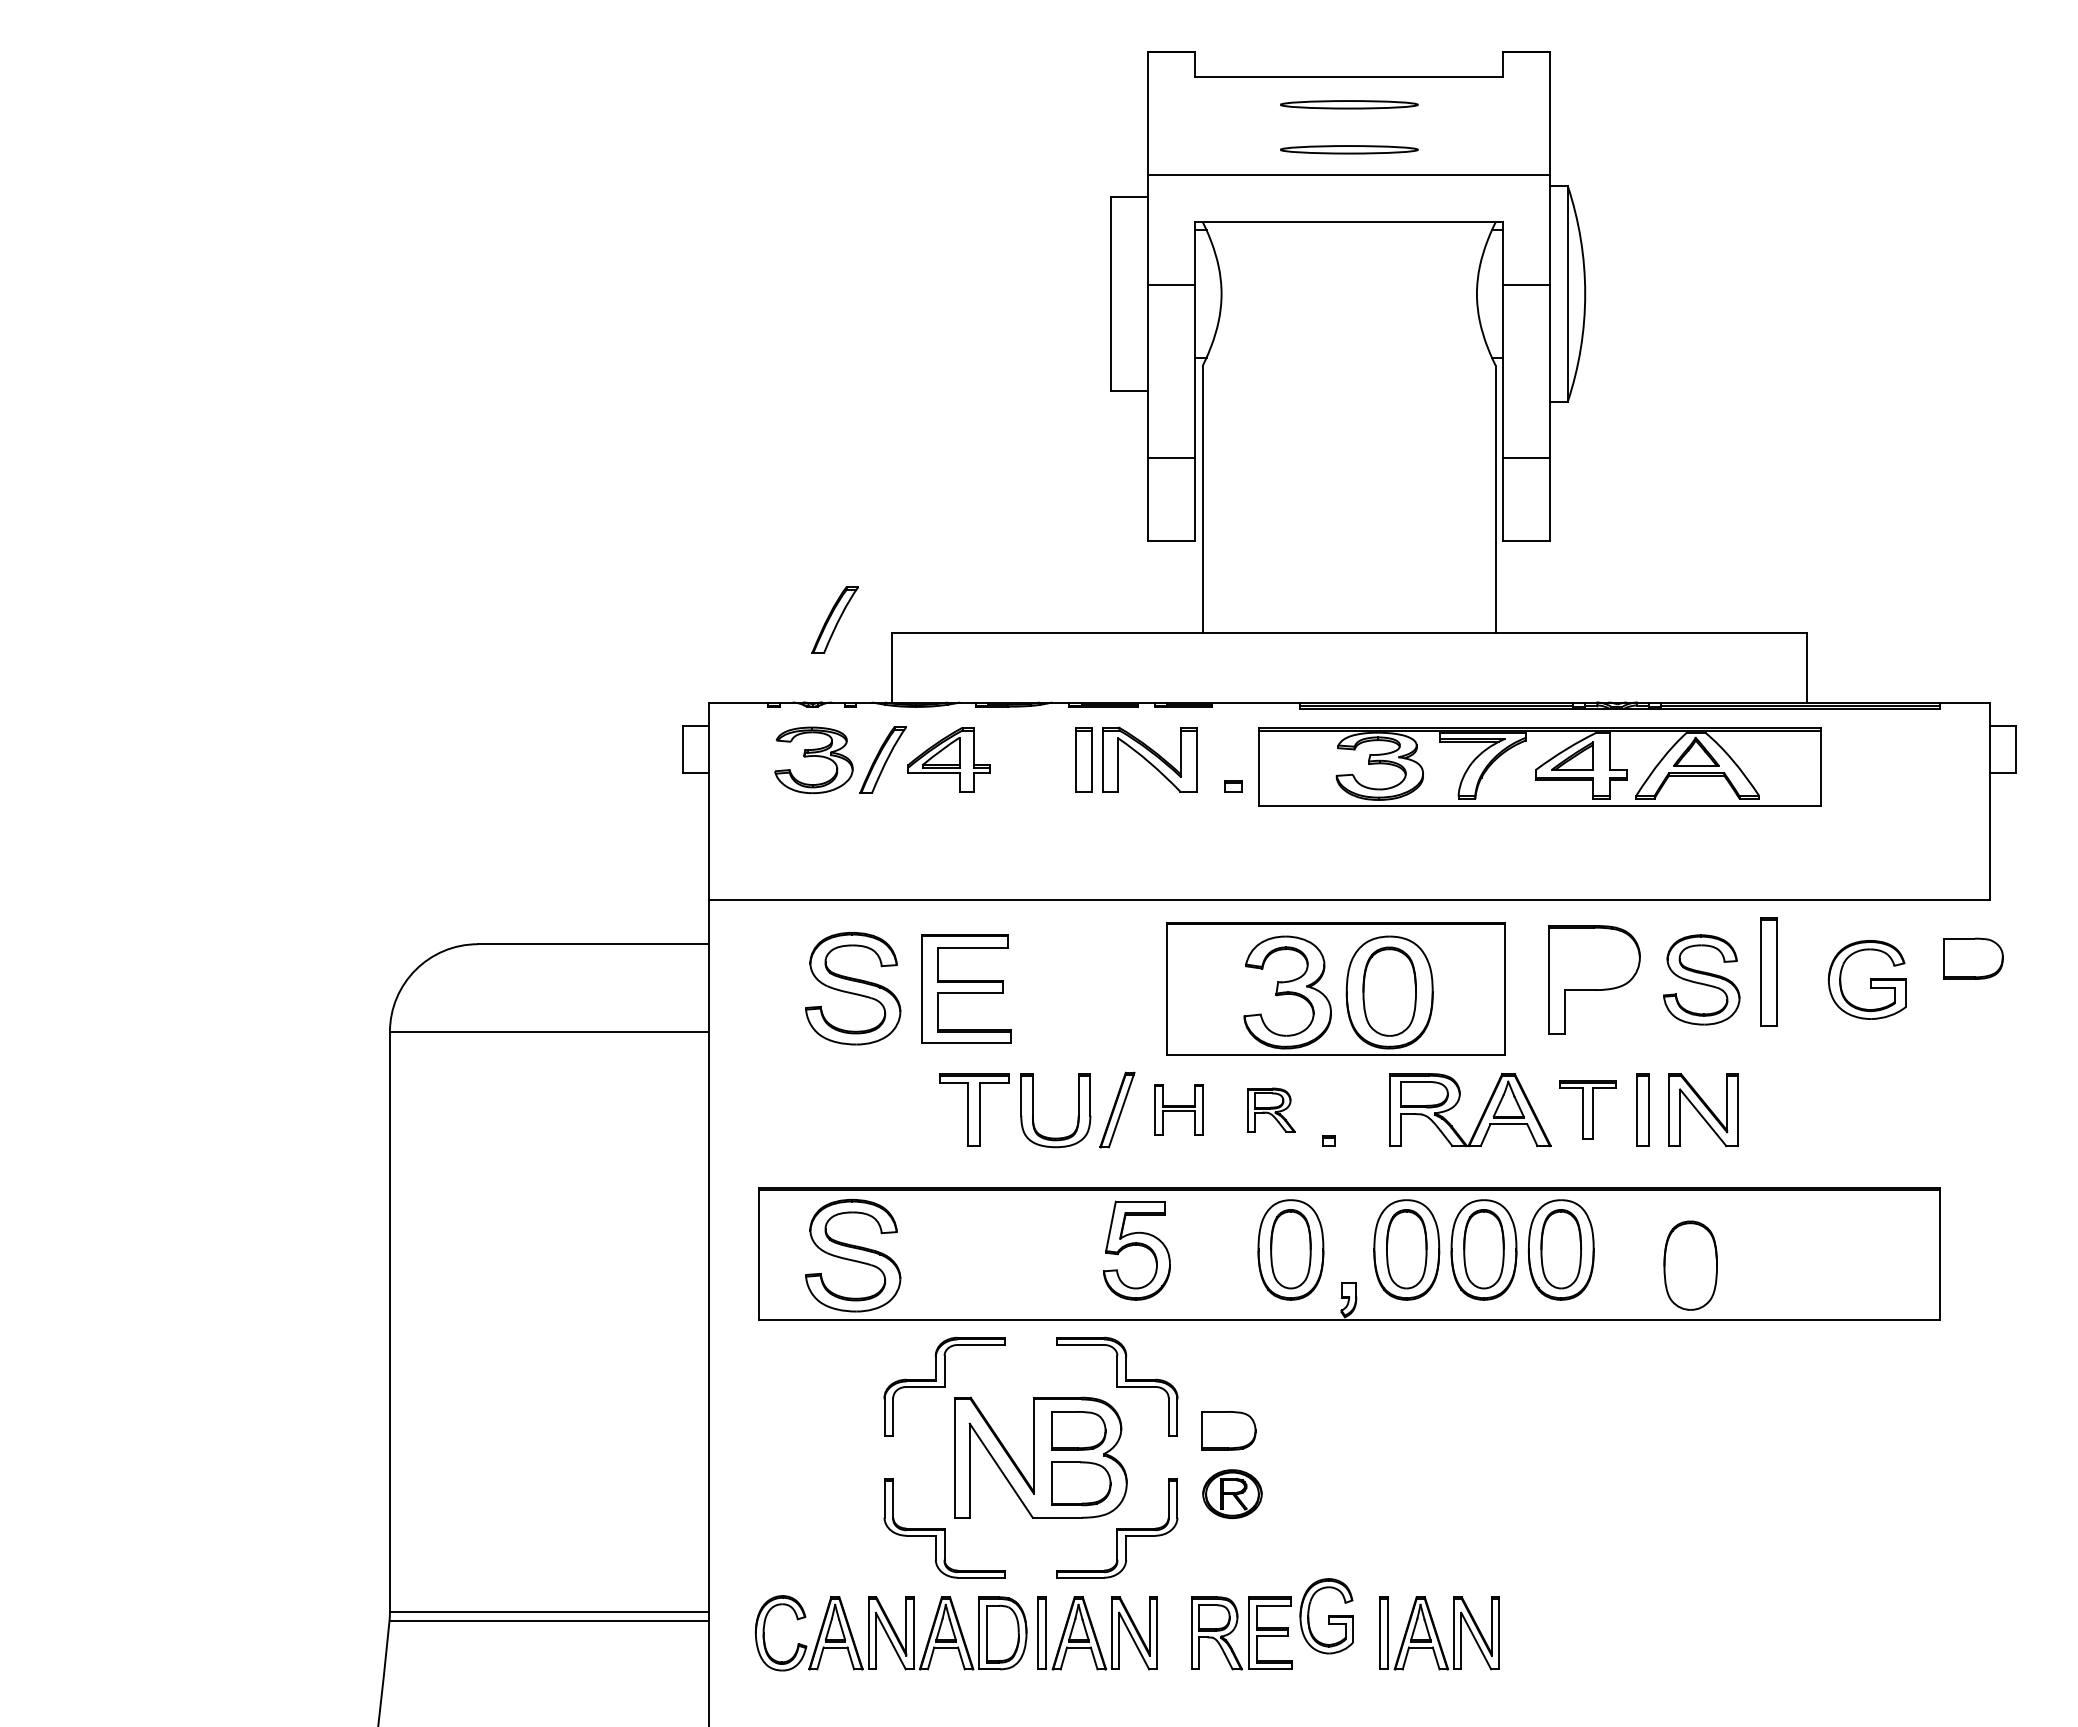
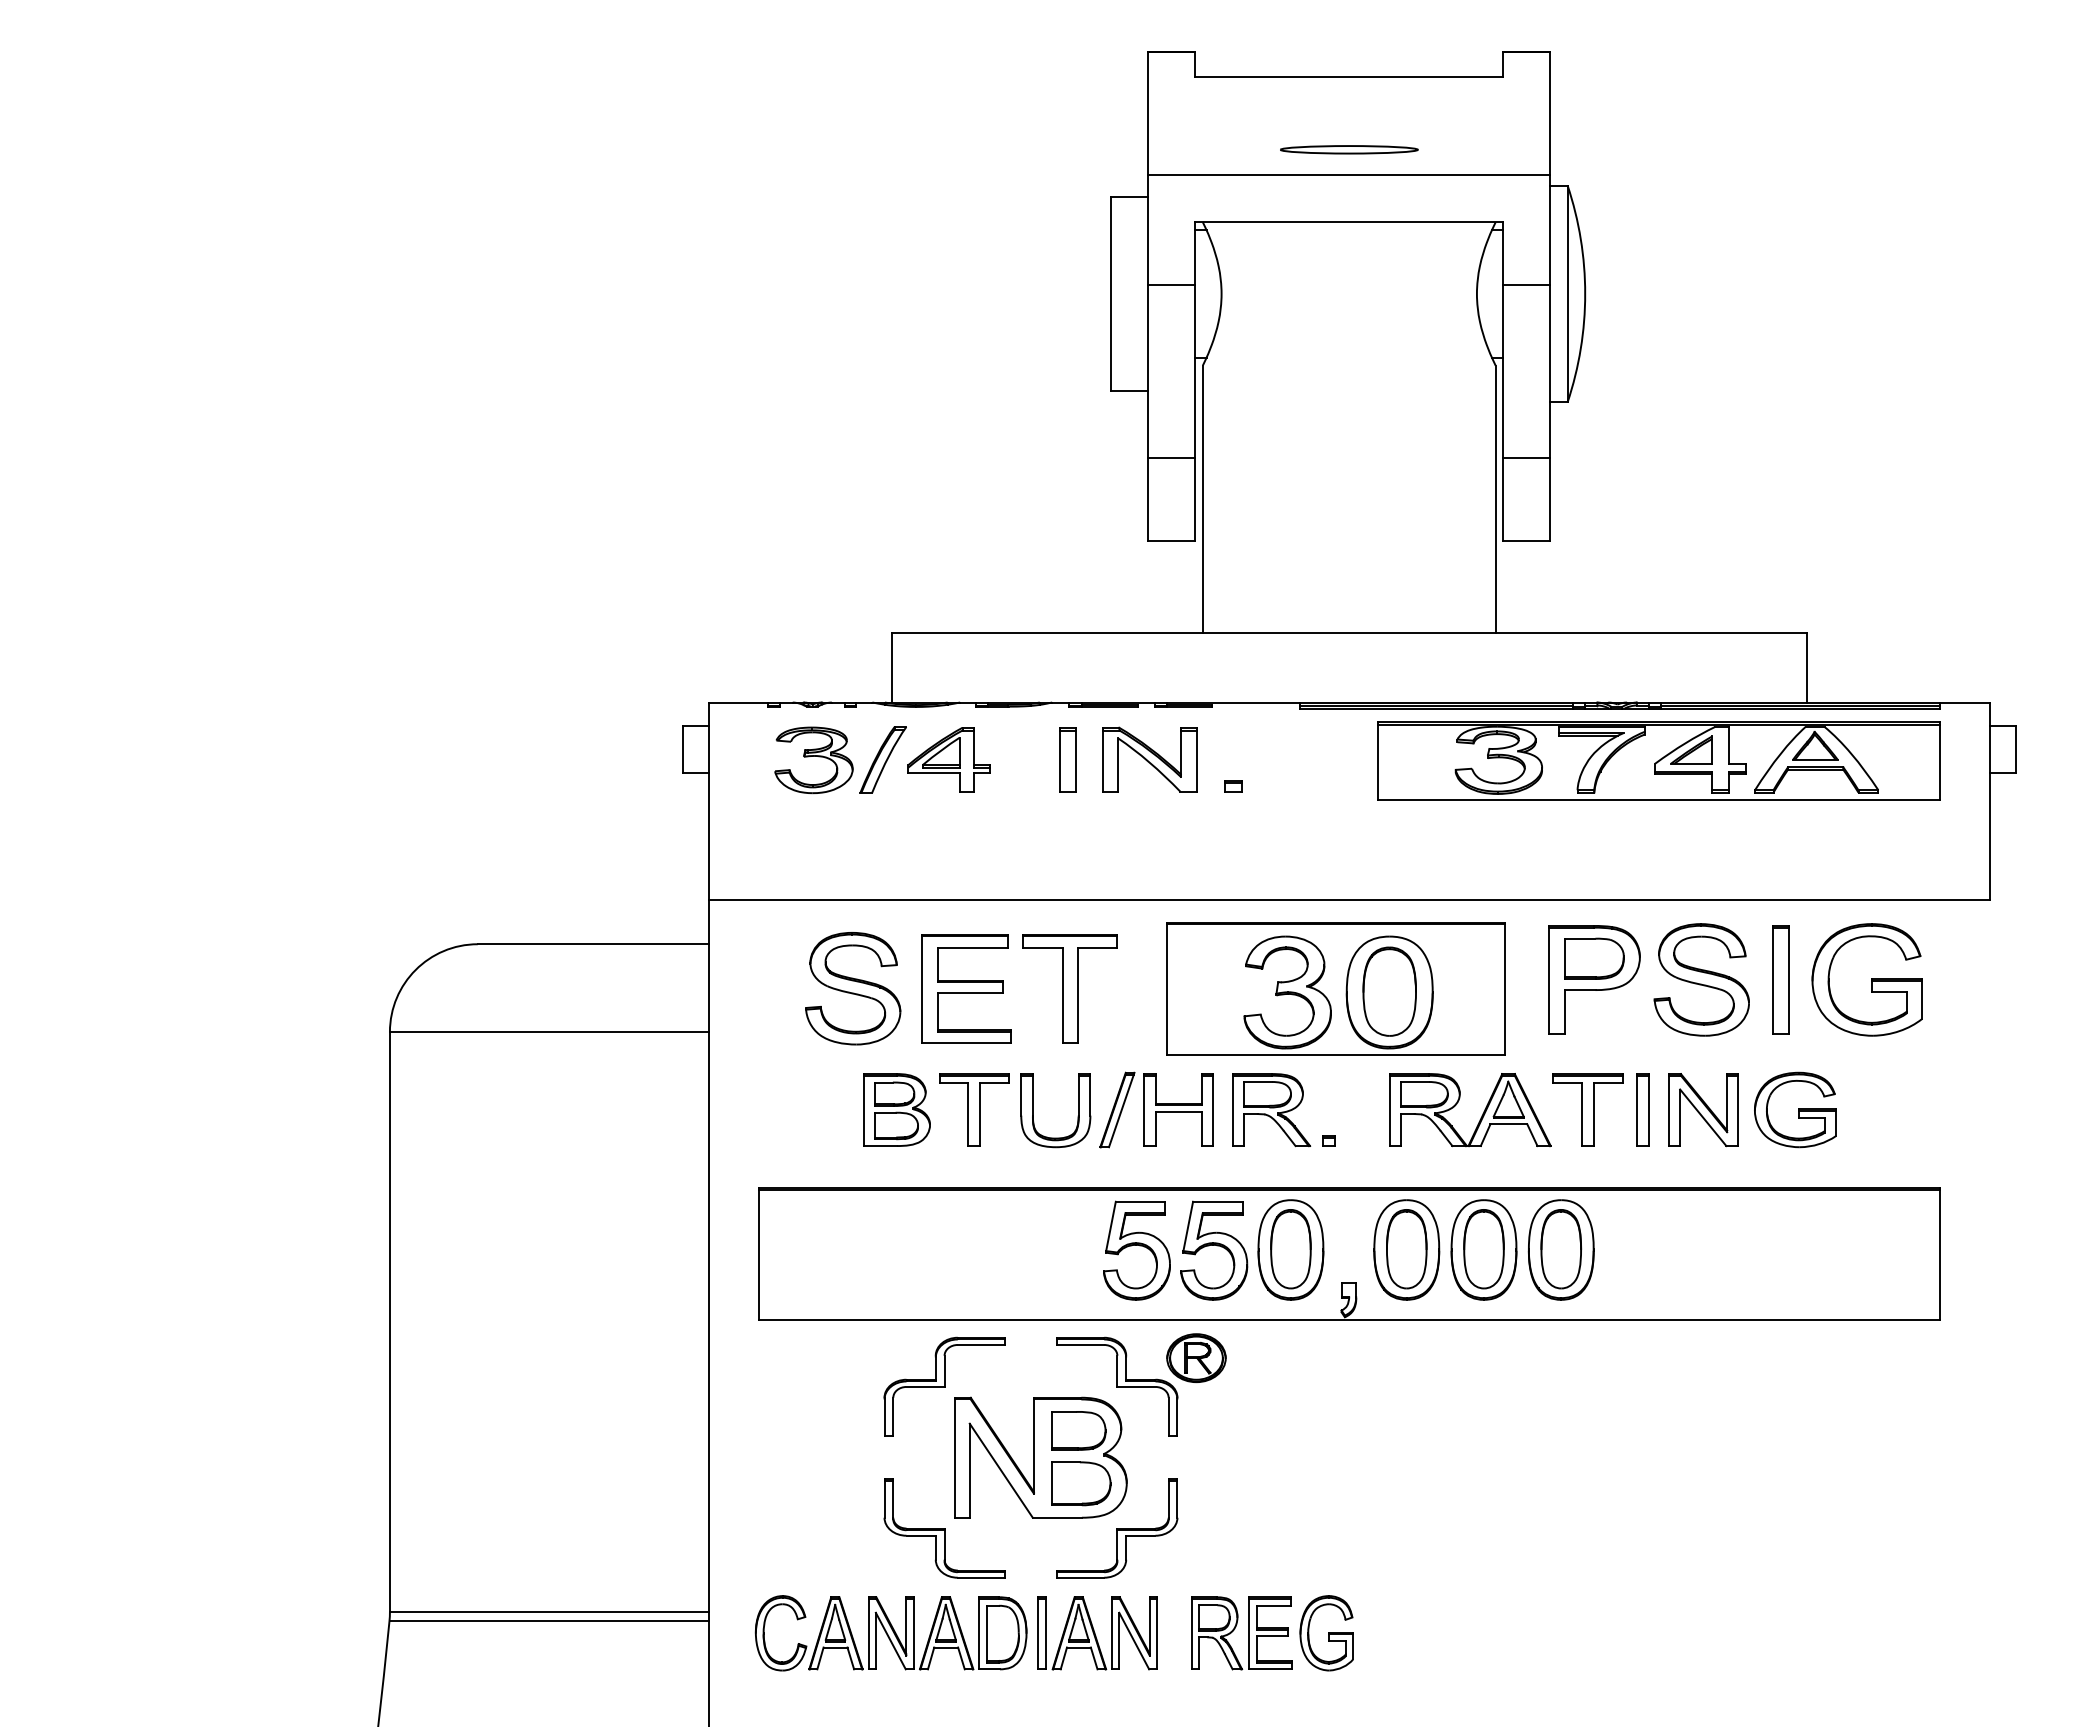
part: present -> none (1349, 104)
part: present -> none (834, 619)
part position: (1083, 759) -> (1067, 759) (1067, 759)
part position: (1539, 766) -> (1658, 760) (1658, 760)
part position: (1973, 958) -> (1594, 958) (1594, 958)
part position: (1768, 971) -> (1780, 979) (1780, 979)
part size: 78x92 px -> 97x114 px (1701, 979)
part size: 80x80 px -> 112x114 px (1866, 979)
part: none -> present (1069, 988)
part: none -> present (896, 1109)
part size: 50x52 px -> 71x74 px (1178, 1109)
part size: 49x46 px -> 80x75 px (1271, 1110)
part size: 58x60 px -> 72x74 px (1587, 1109)
part: none -> present (1795, 1109)
part: none -> present (1214, 1250)
part: present -> none (853, 1255)
part: present -> none (1690, 1265)
part: present -> none (1228, 1430)
part position: (1232, 1494) -> (1196, 1358) (1196, 1358)
part position: (1326, 1616) -> (1326, 1633) (1326, 1633)
part: present -> none (1439, 1633)
